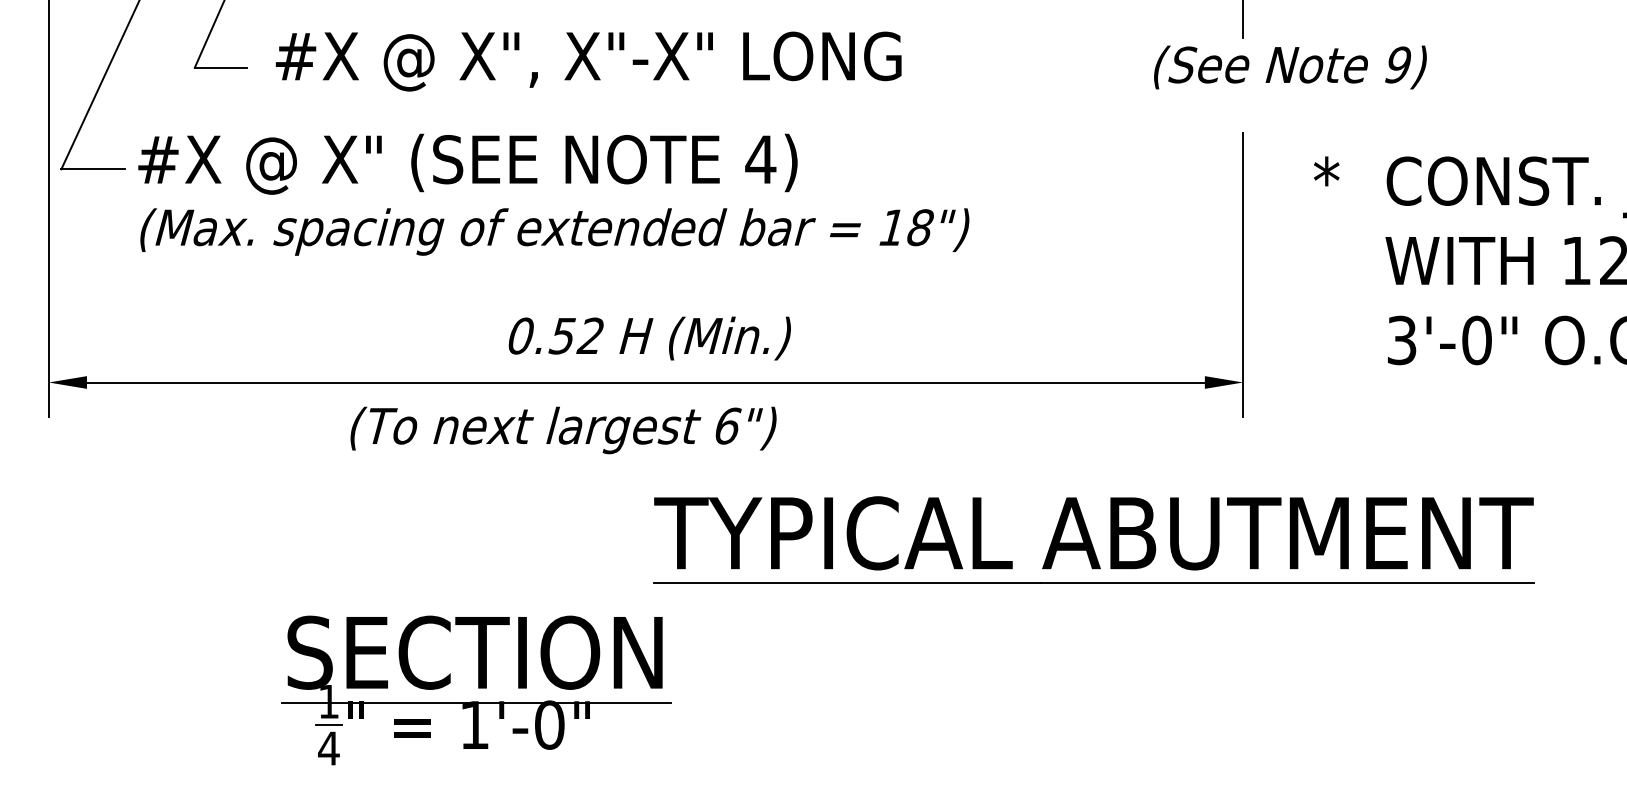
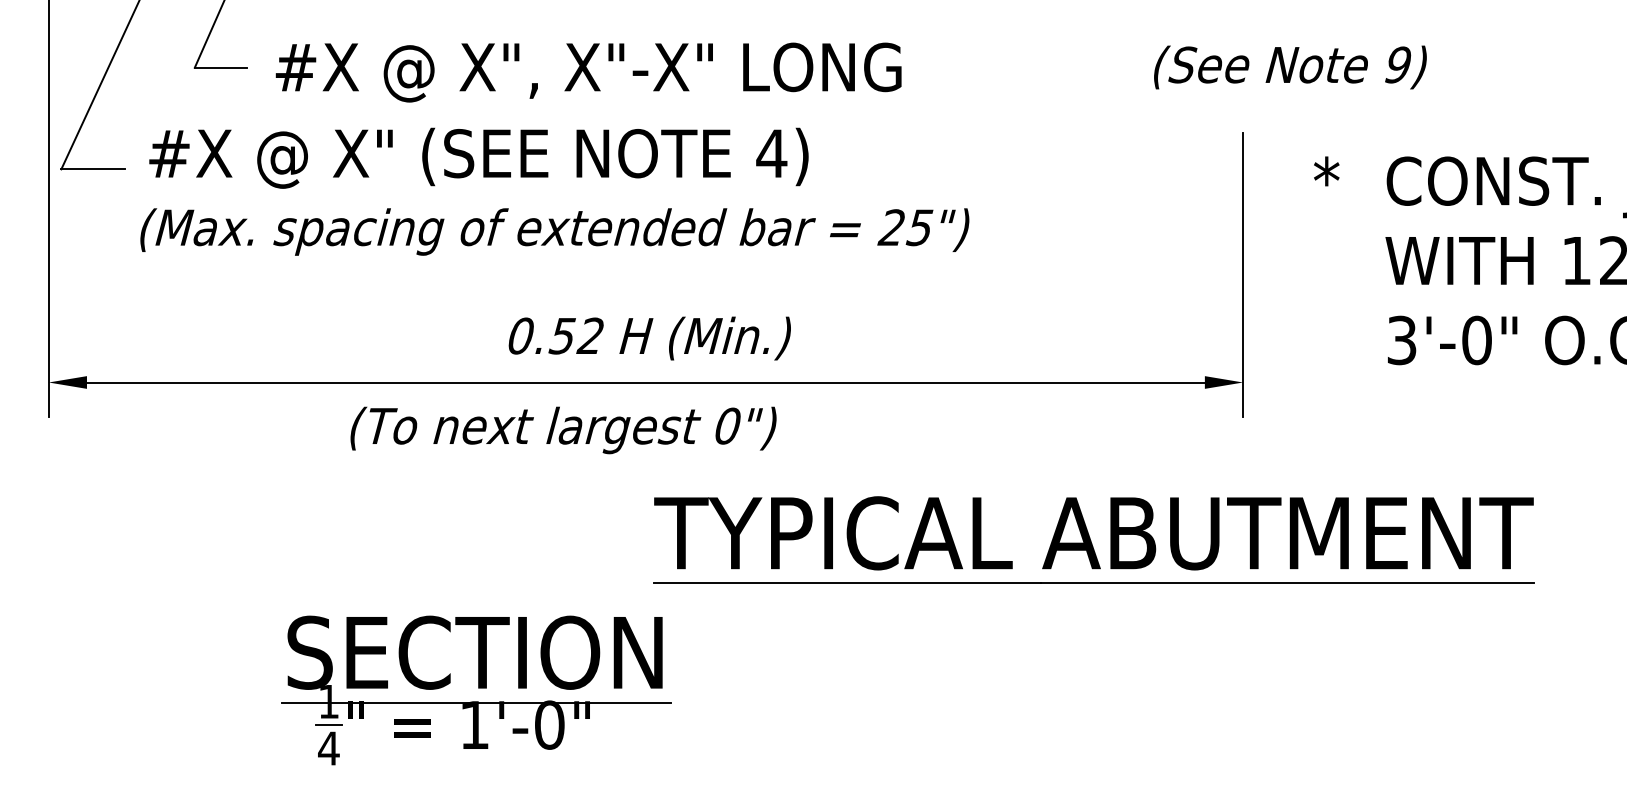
line: present -> none (1243, 19)
text position: (588, 61) -> (588, 72) (588, 72)
text position: (467, 163) -> (478, 157) (478, 157)
text: 18") -> 25") (905, 227)
text: 6") -> 0") (728, 425)
